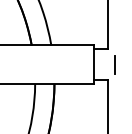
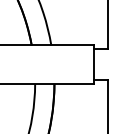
line: present -> none (114, 64)
